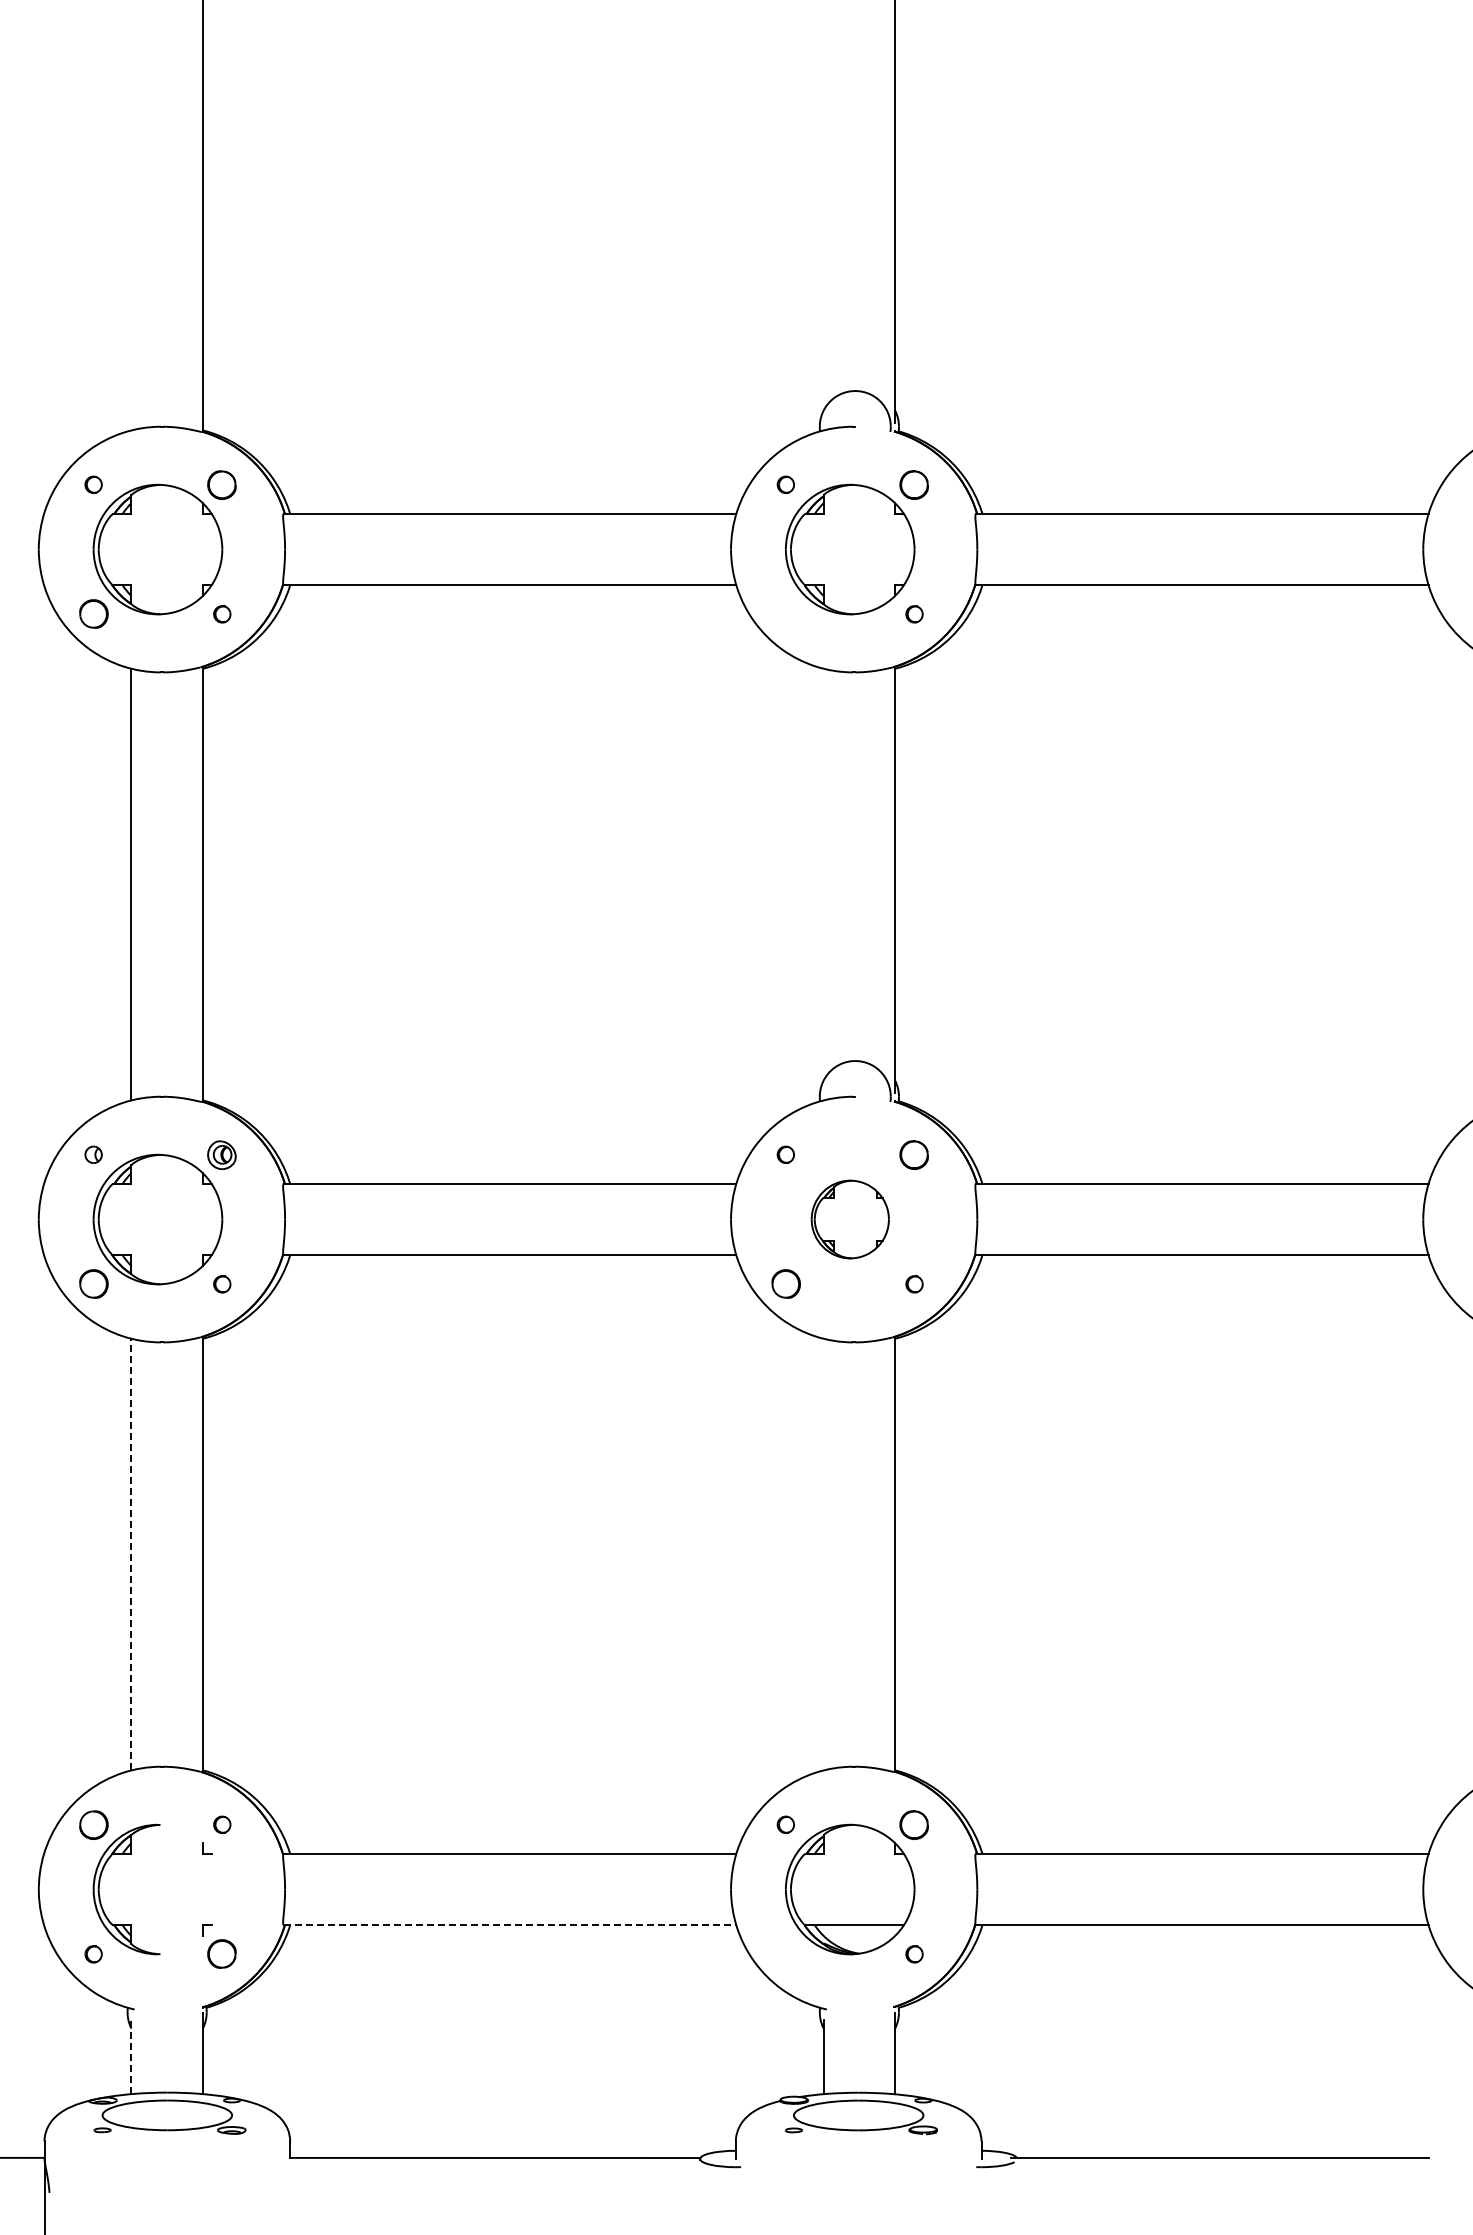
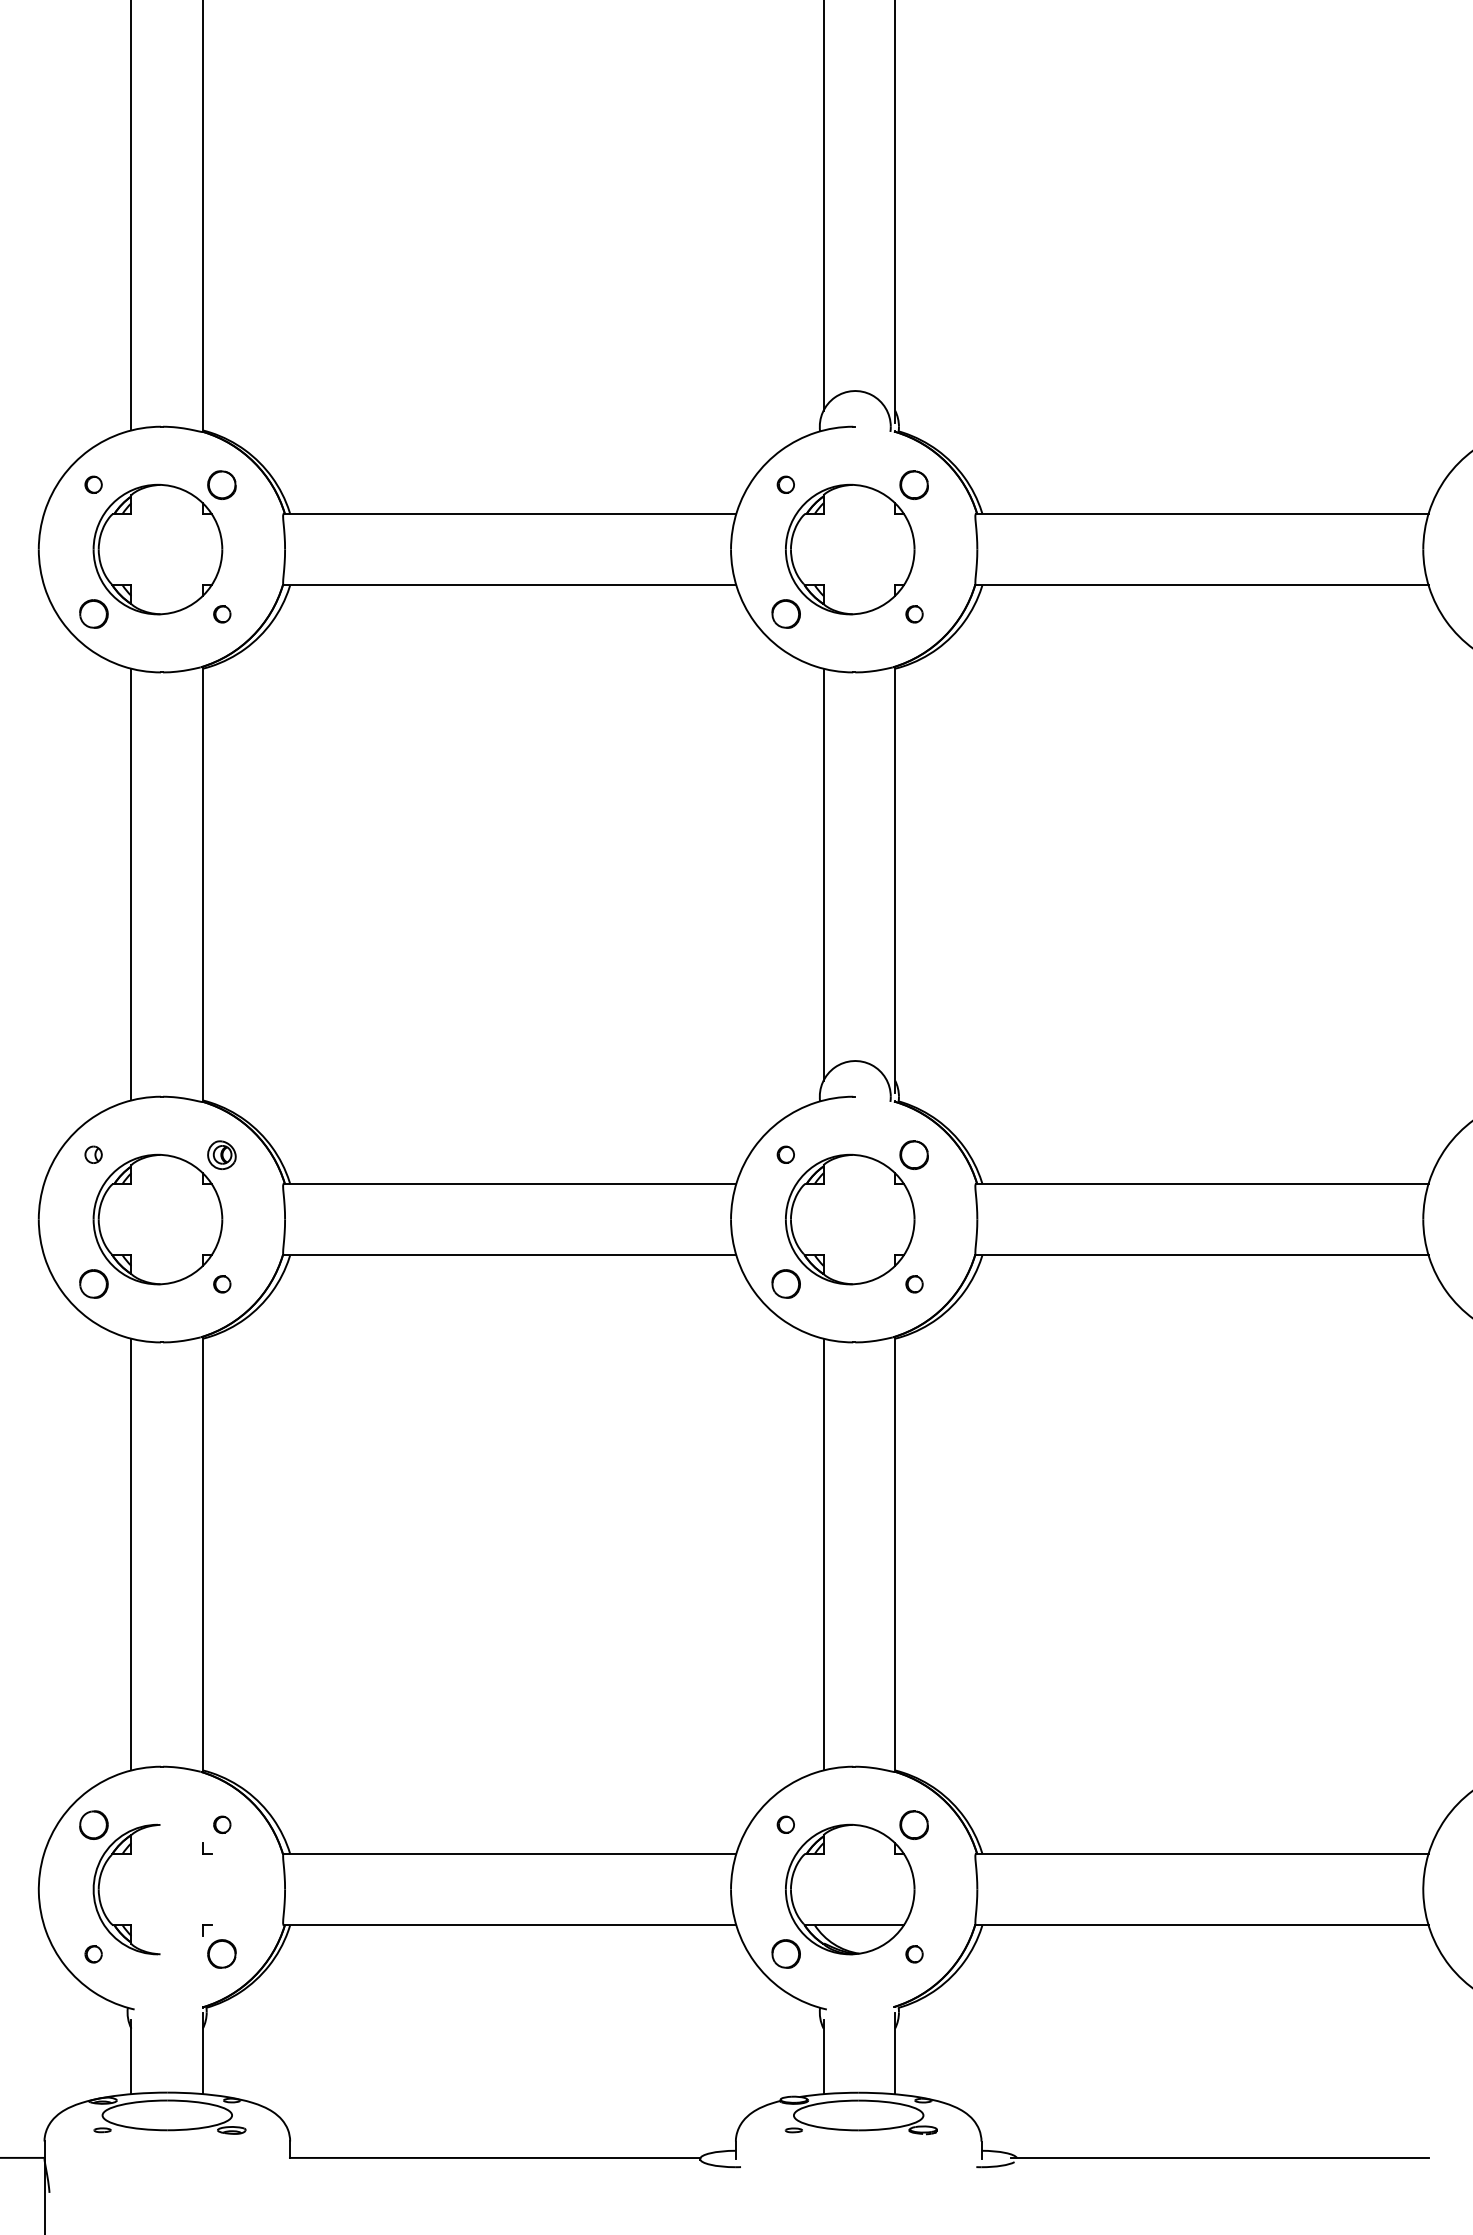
line: none -> present (823, 206)
line: none -> present (131, 216)
part: none -> present (785, 613)
line: none -> present (823, 874)
part size: 80x81 px -> 131x133 px (850, 1219)
line: dashed -> solid (131, 1554)
line: none -> present (823, 1554)
line: dashed -> solid (510, 1925)
part: none -> present (785, 1953)
line: dashed -> solid (131, 2056)
